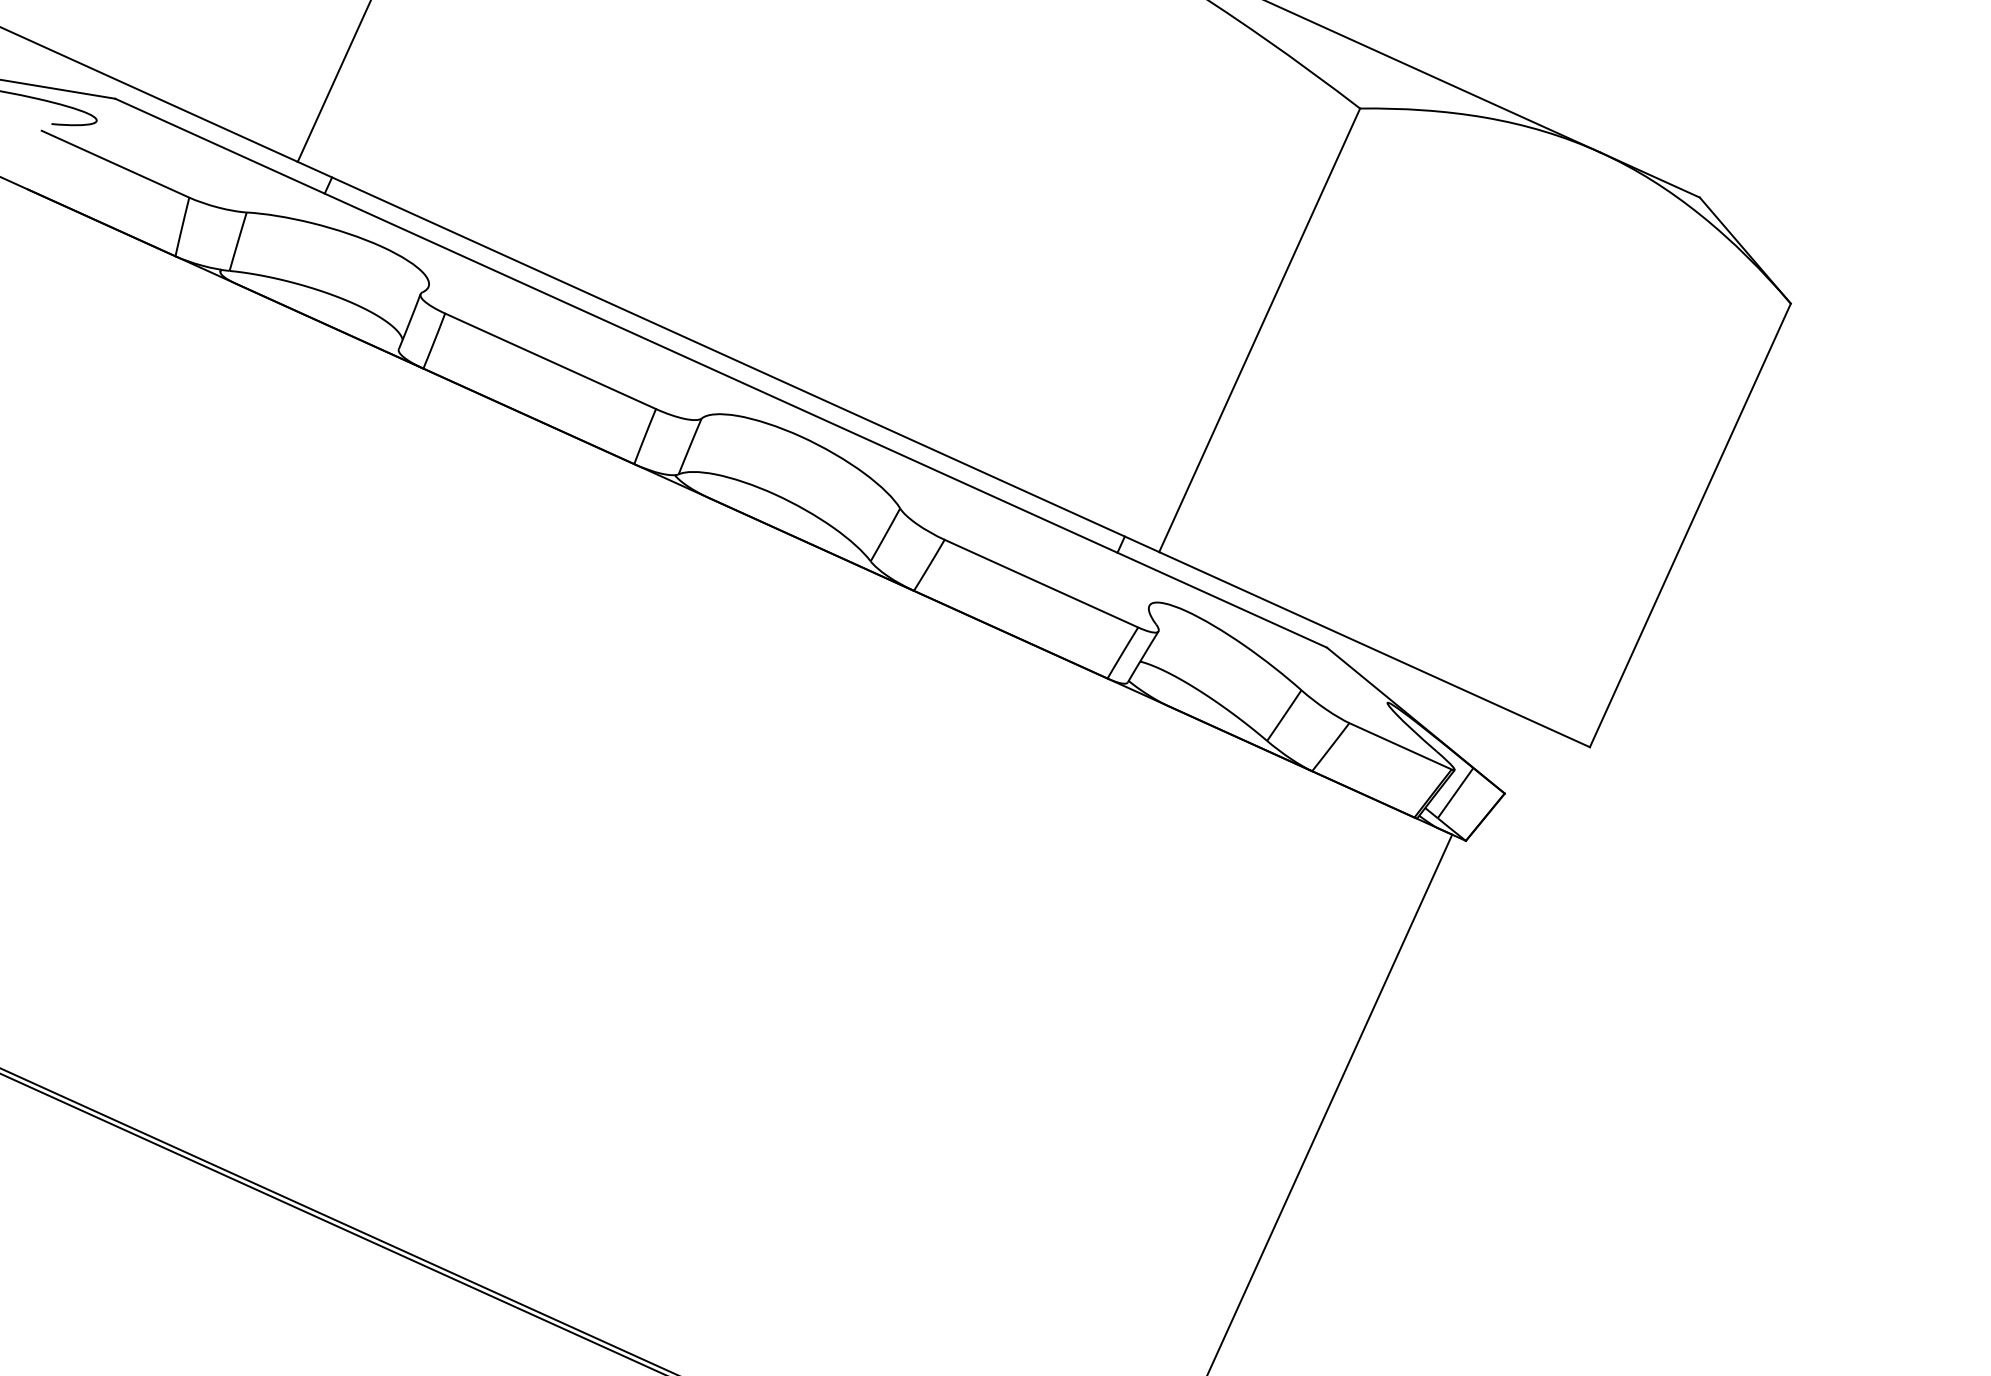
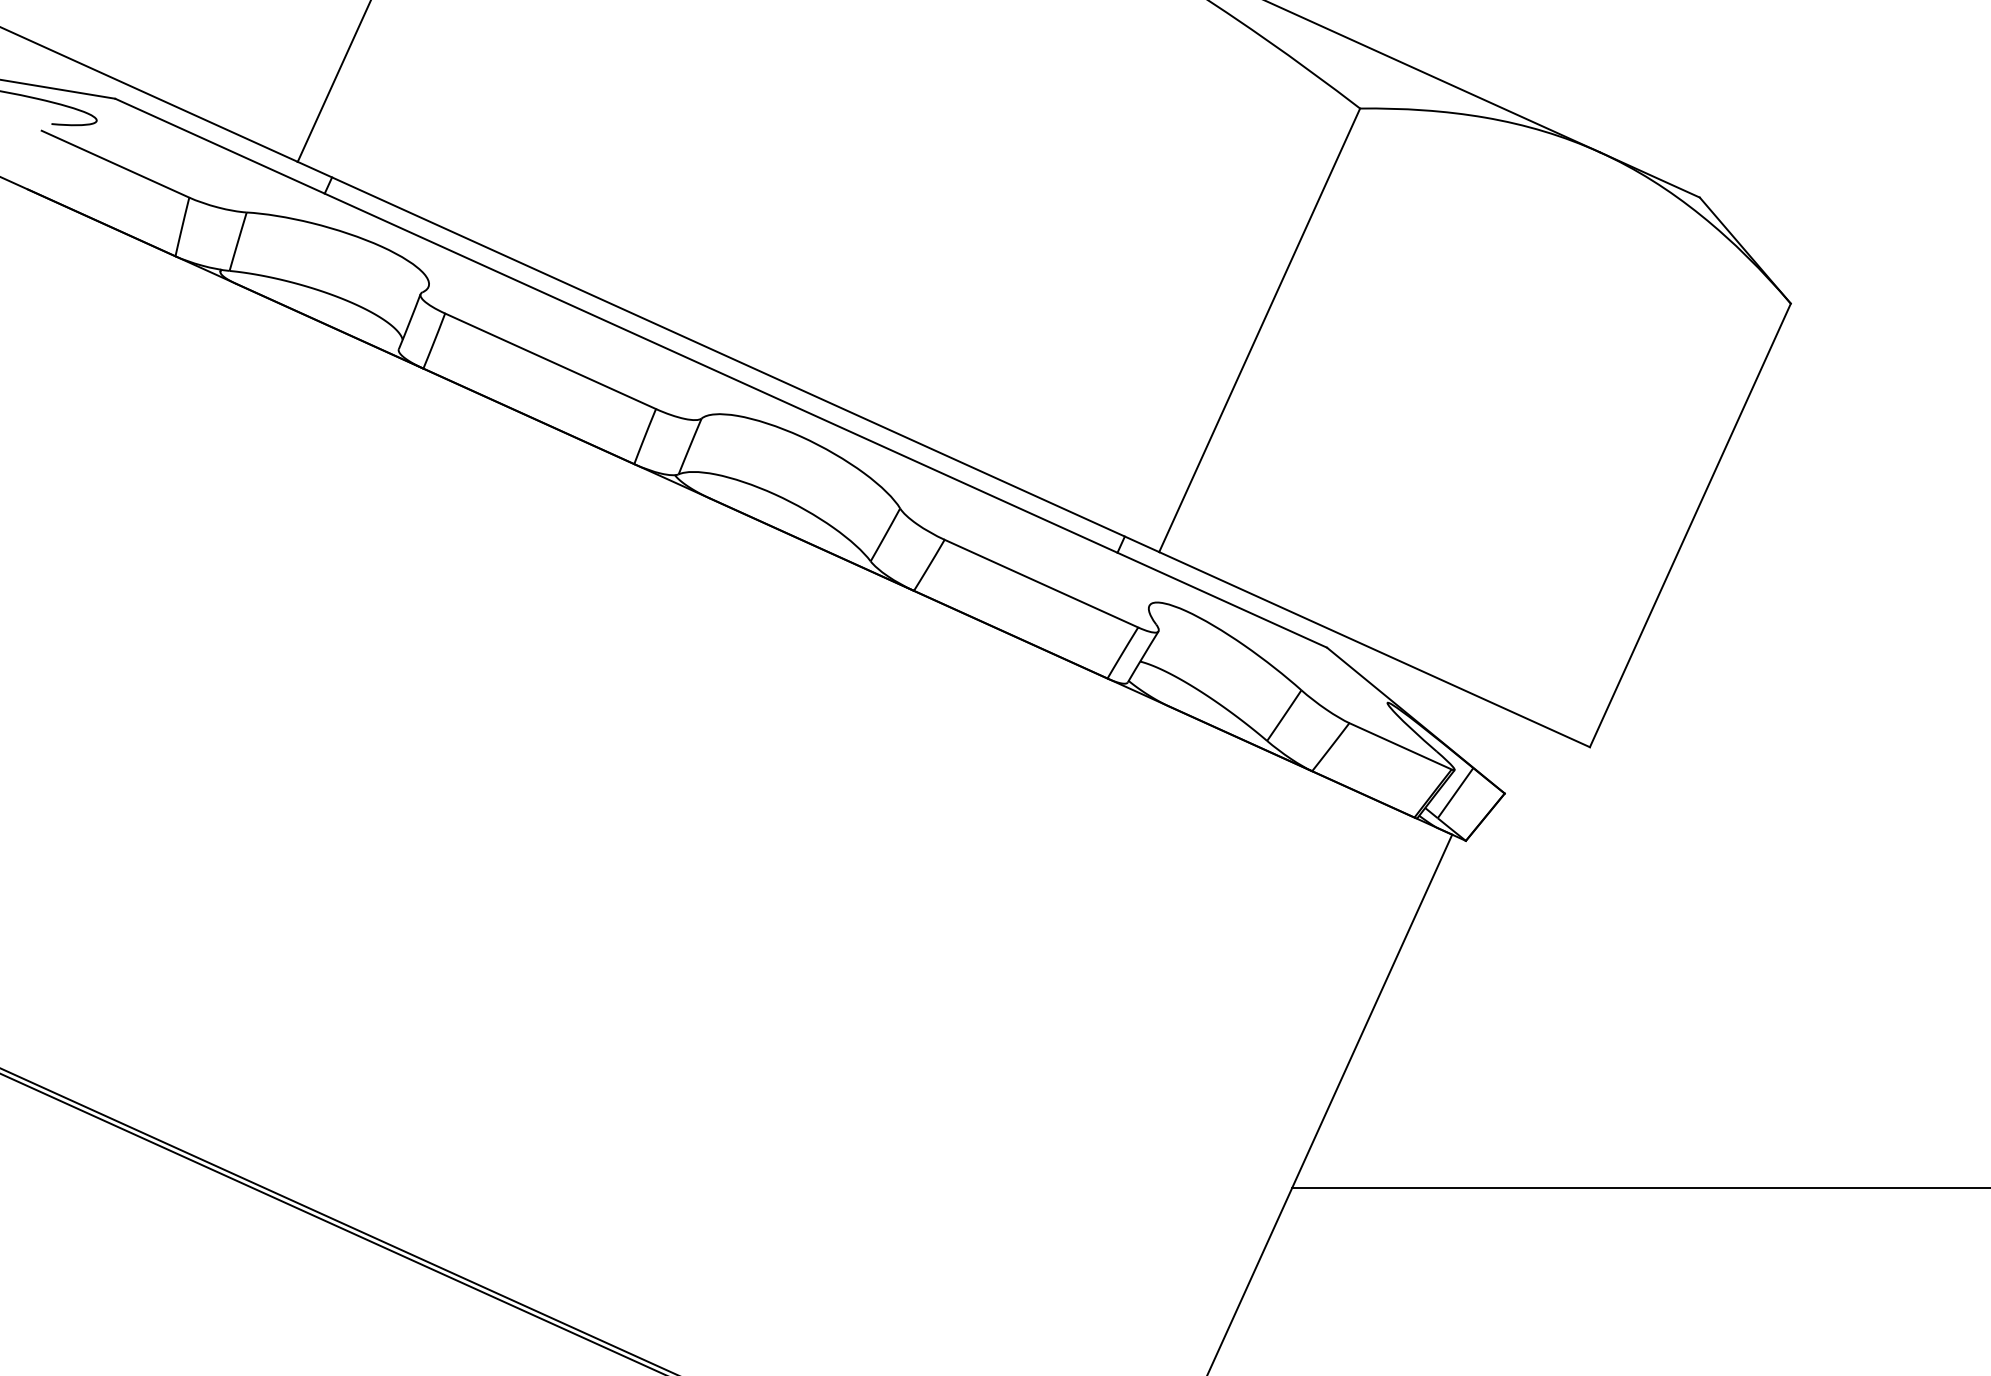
line: none -> present (1639, 1187)
